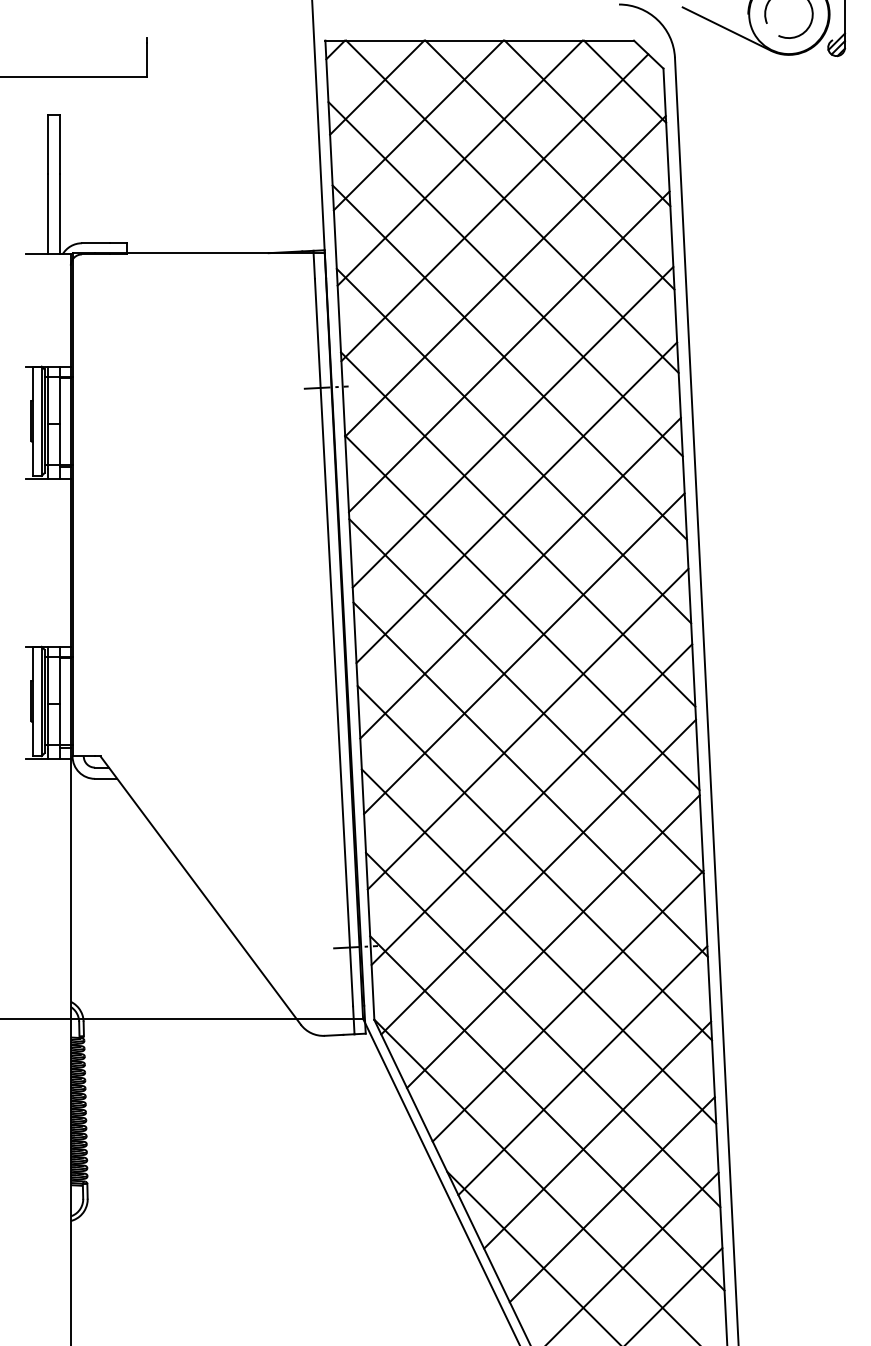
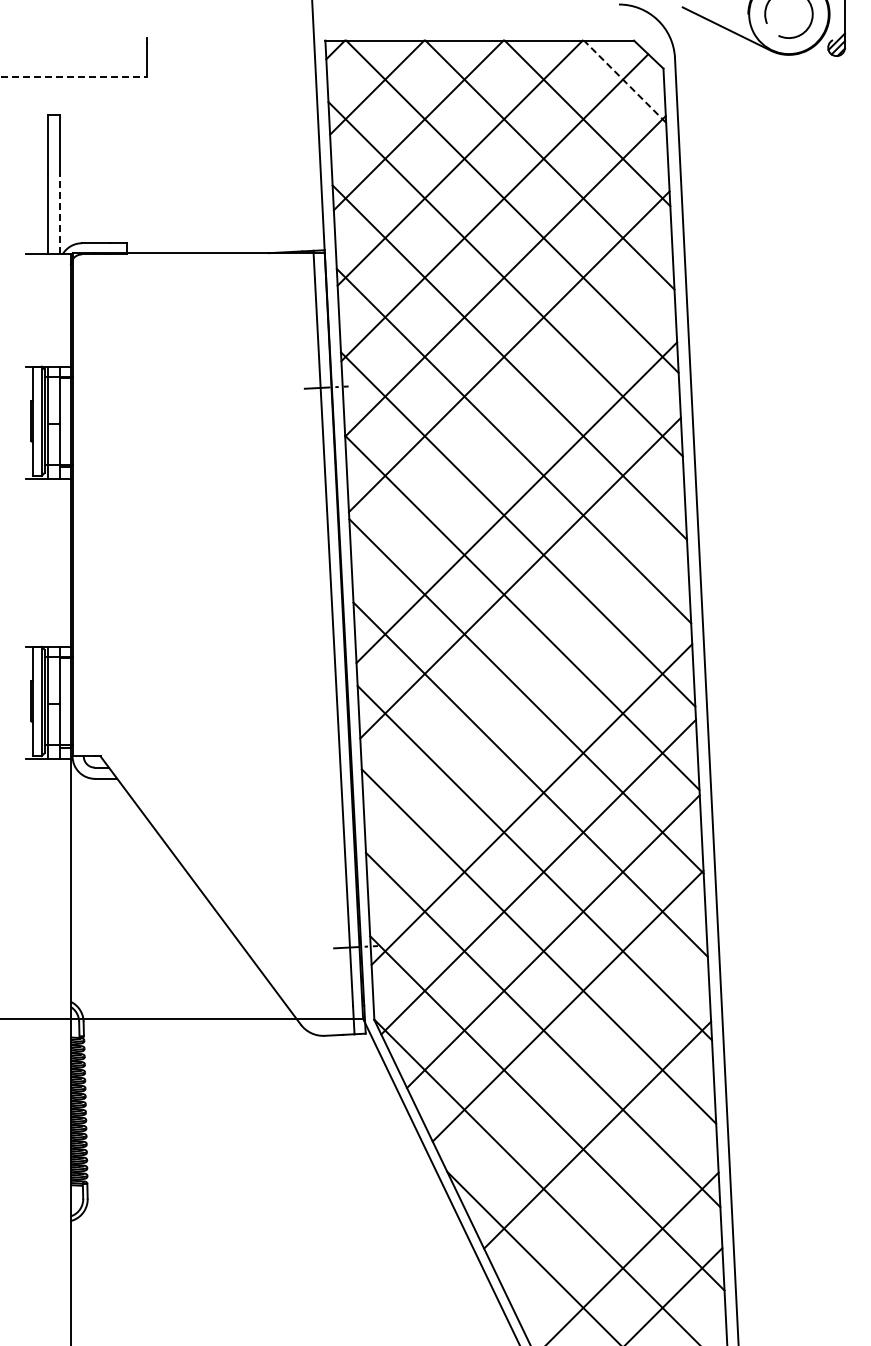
line: solid -> dashed (74, 76)
line: solid -> dashed (624, 81)
line: solid -> dashed (59, 213)
line: present -> none (512, 427)
line: present -> none (524, 653)
line: present -> none (527, 728)
line: present -> none (582, 1070)
line: present -> none (611, 1199)
